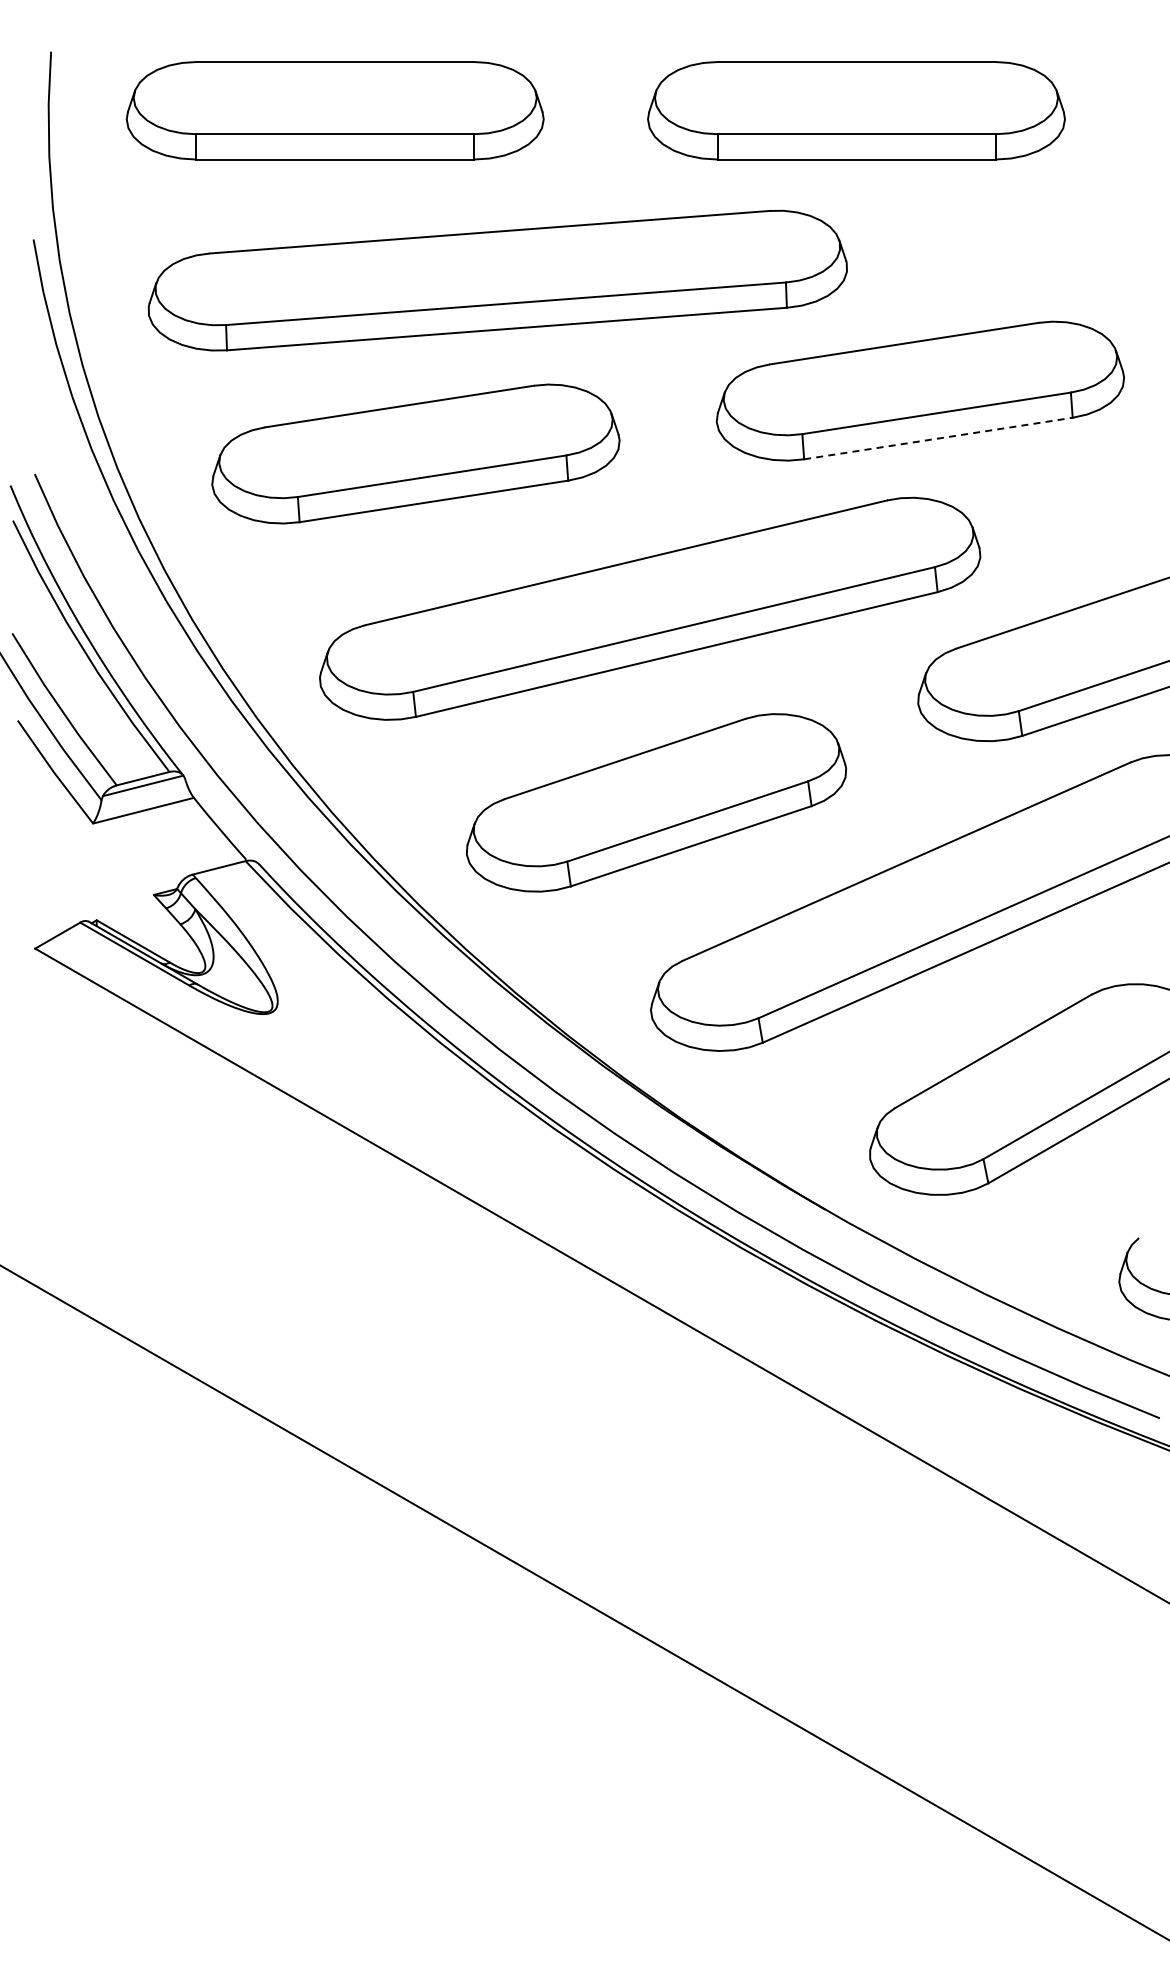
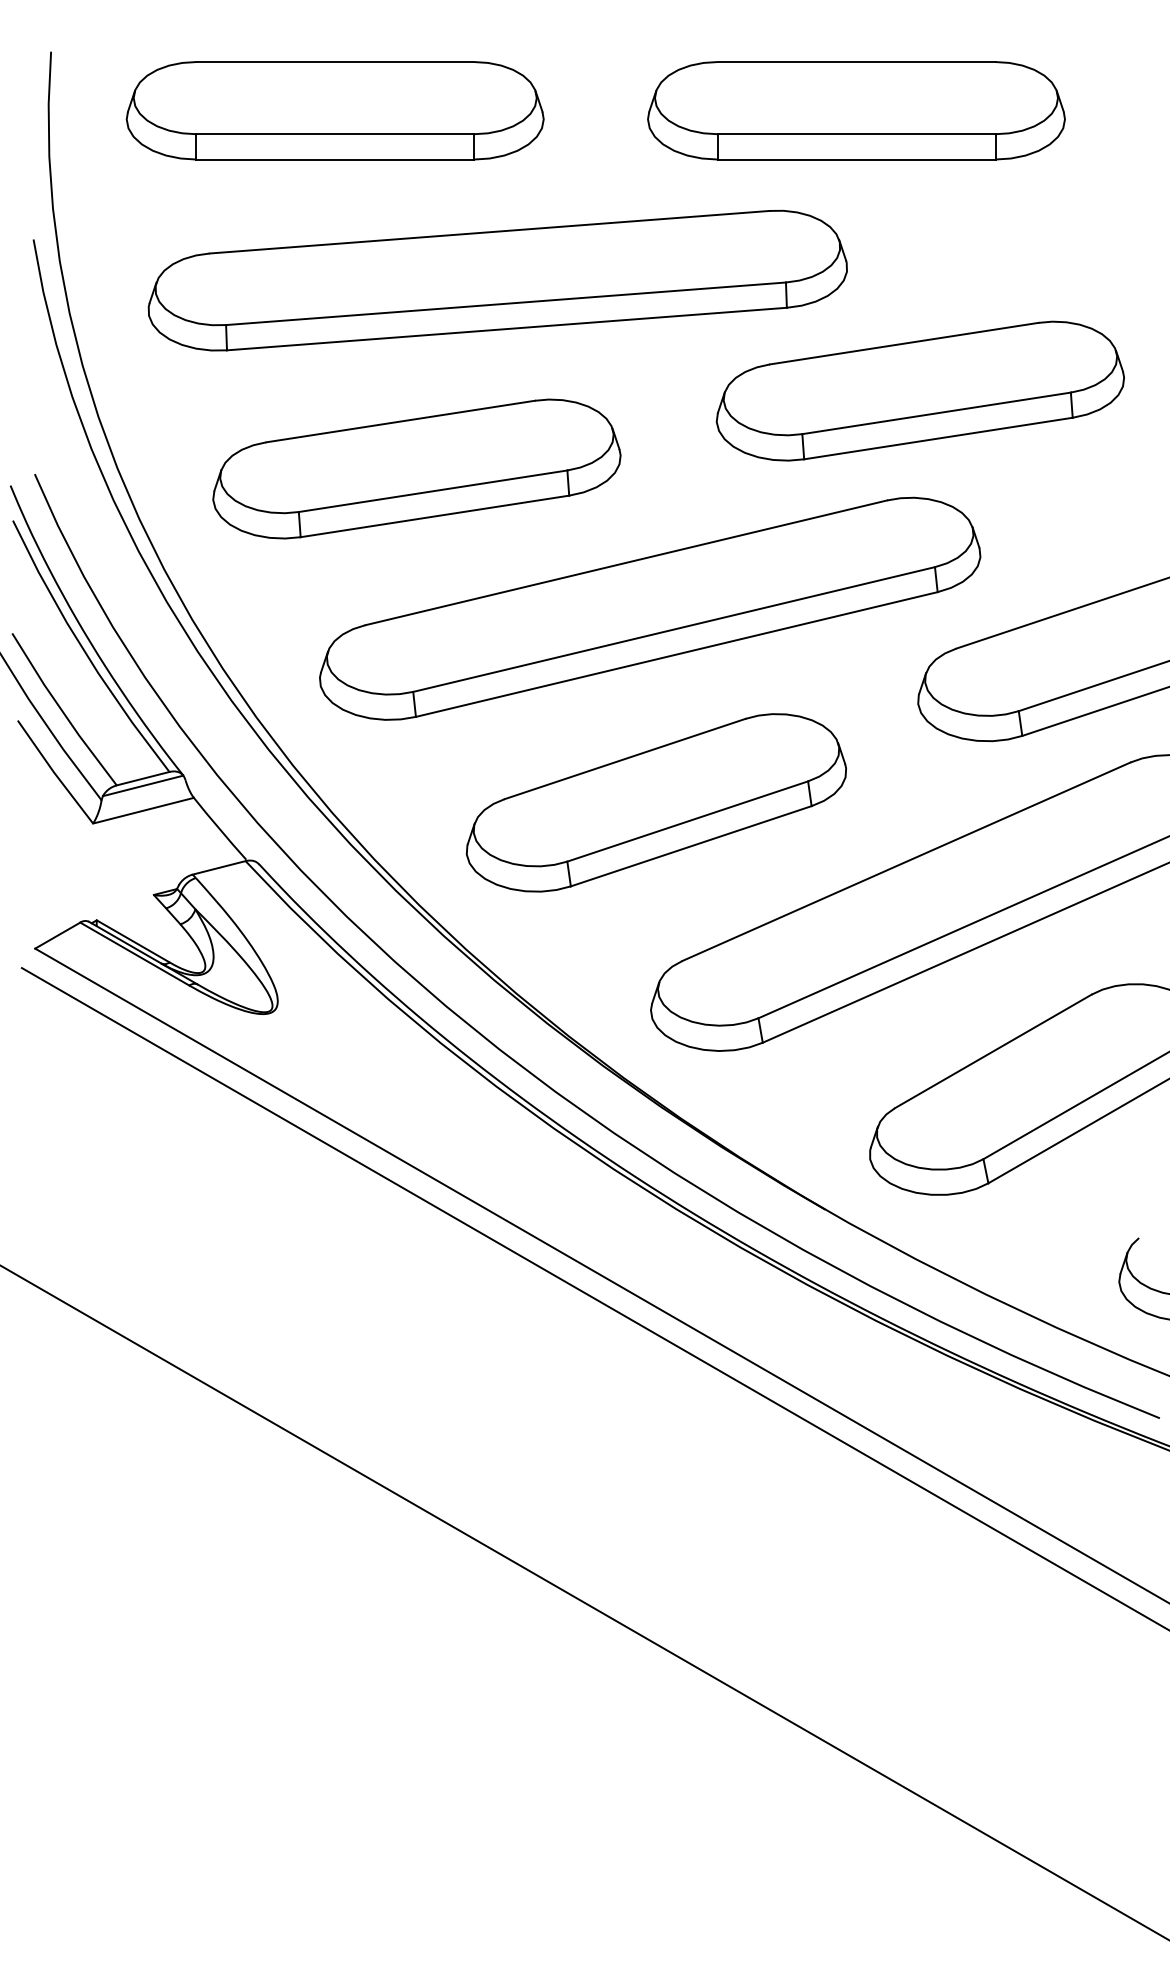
line: dashed -> solid (938, 438)
part position: (415, 453) -> (416, 468) (416, 468)
line: none -> present (593, 1298)
